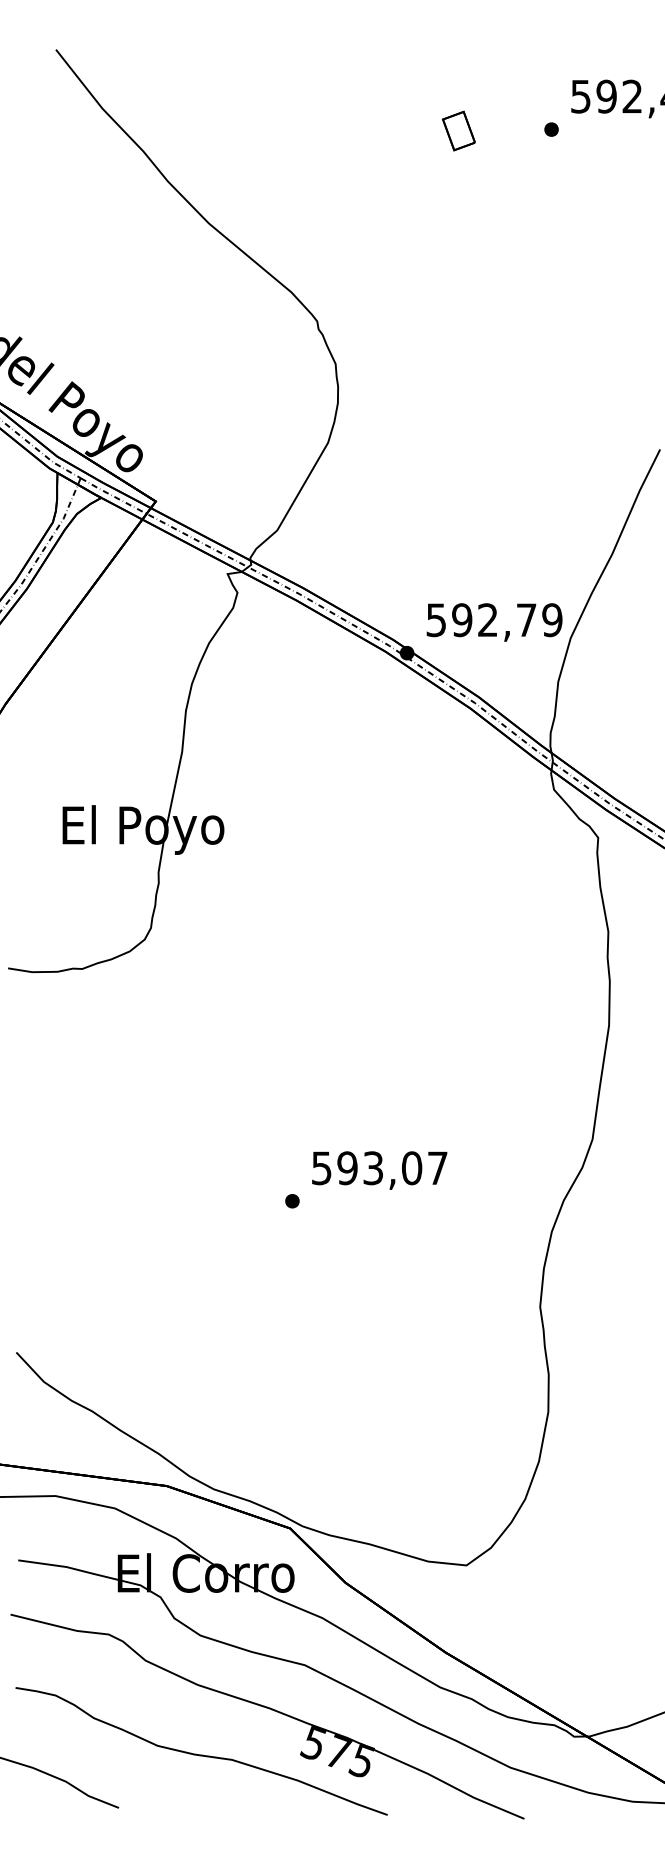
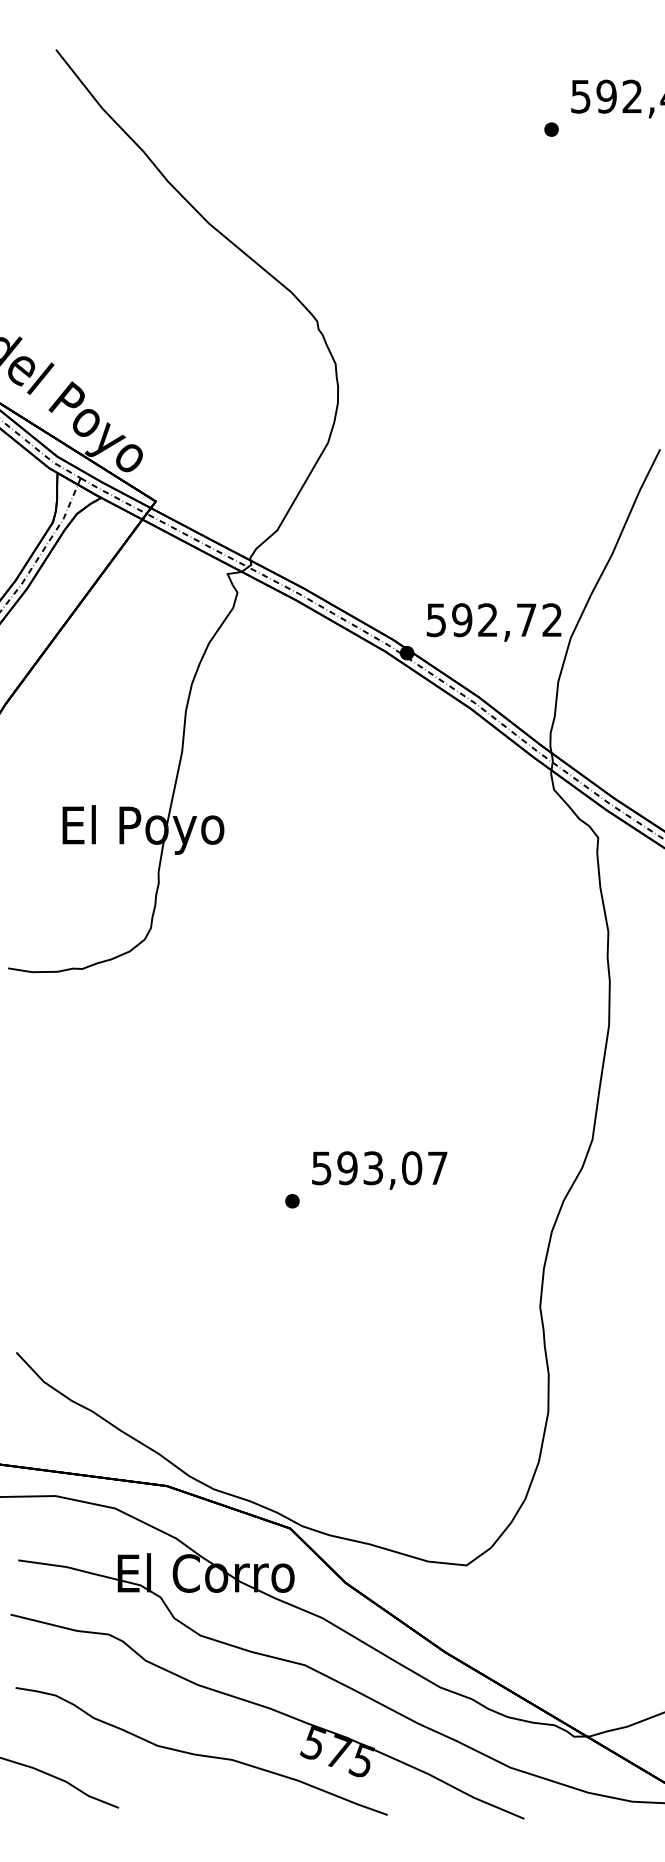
part: present -> none (458, 130)
text: 592,79 -> 592,72 (552, 620)
